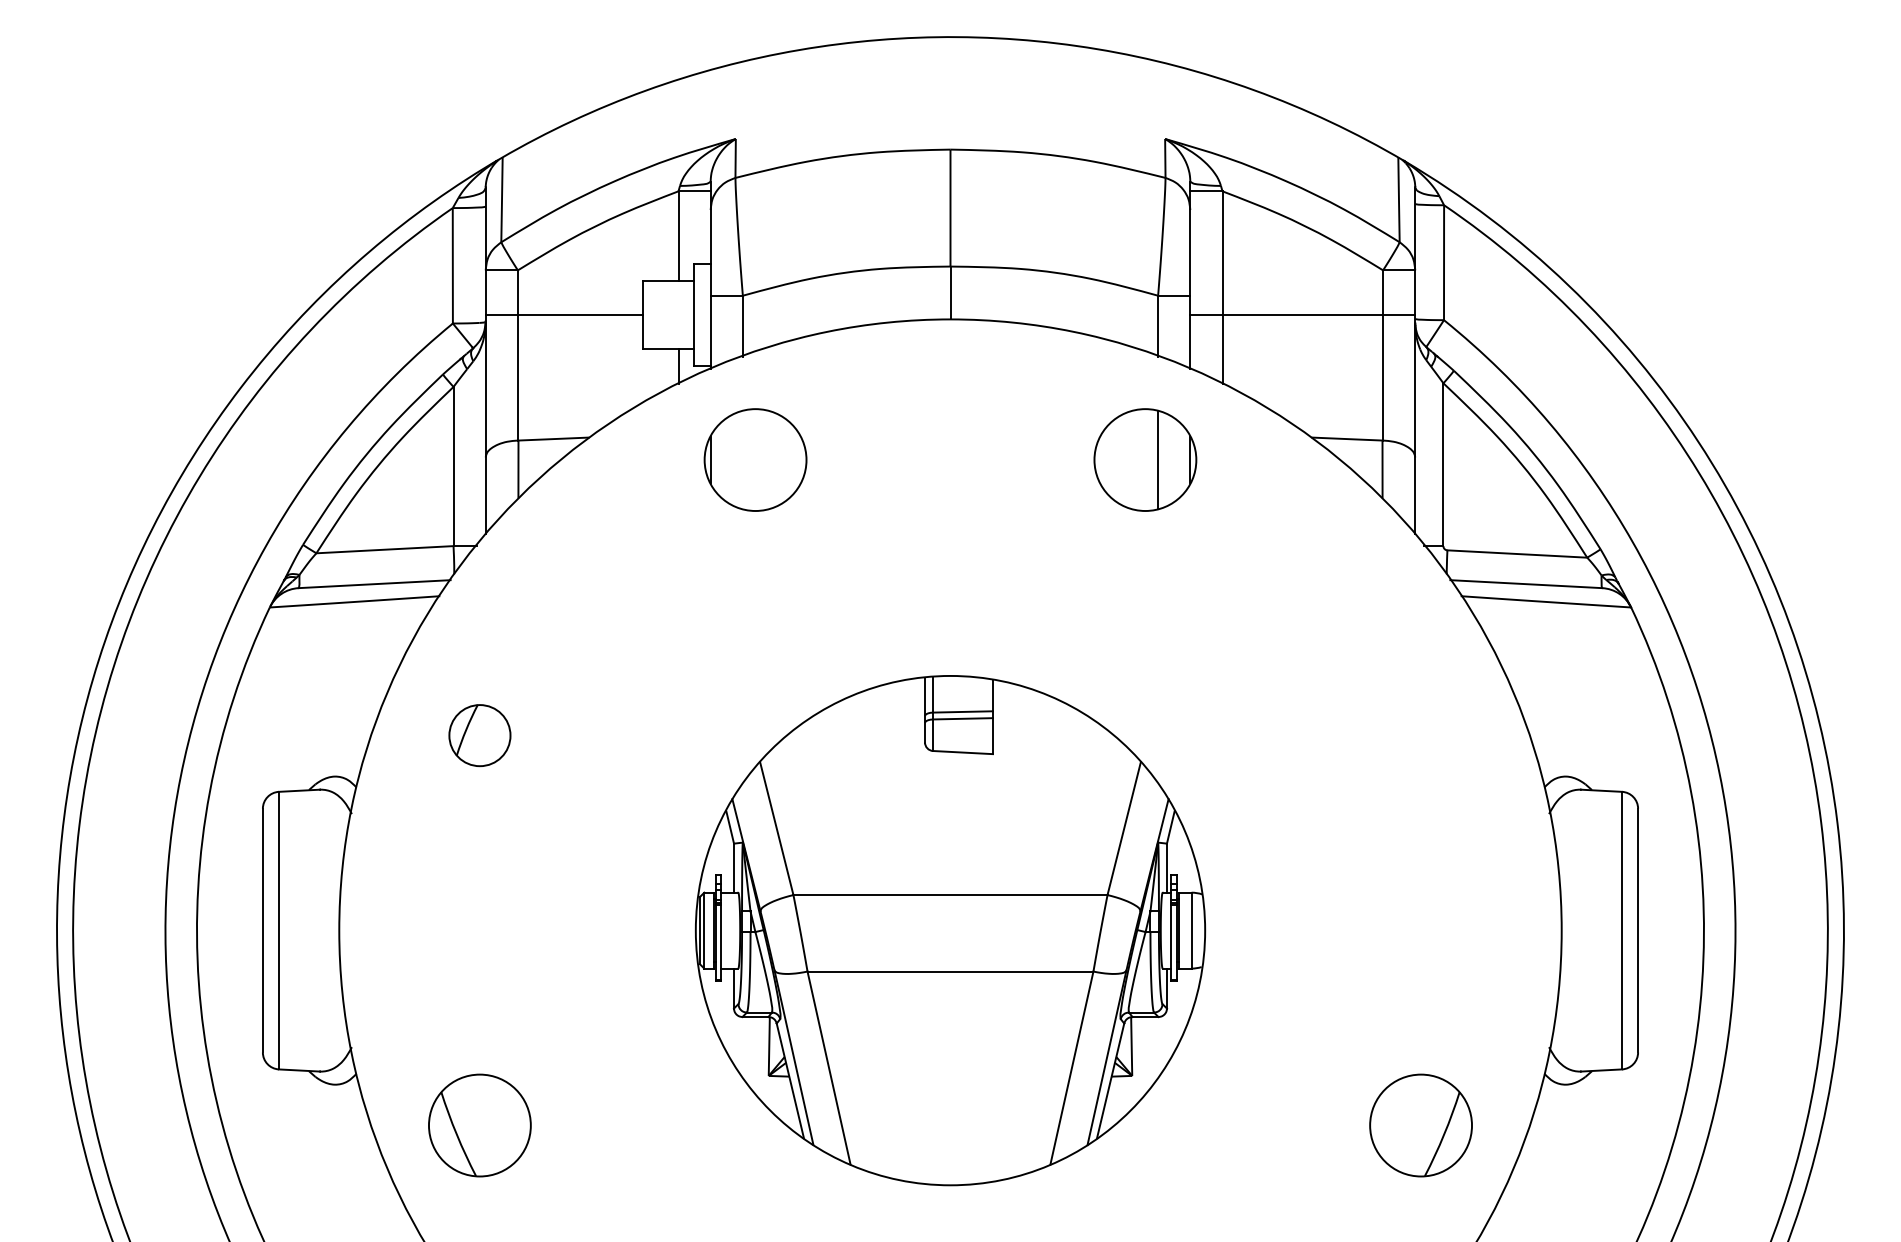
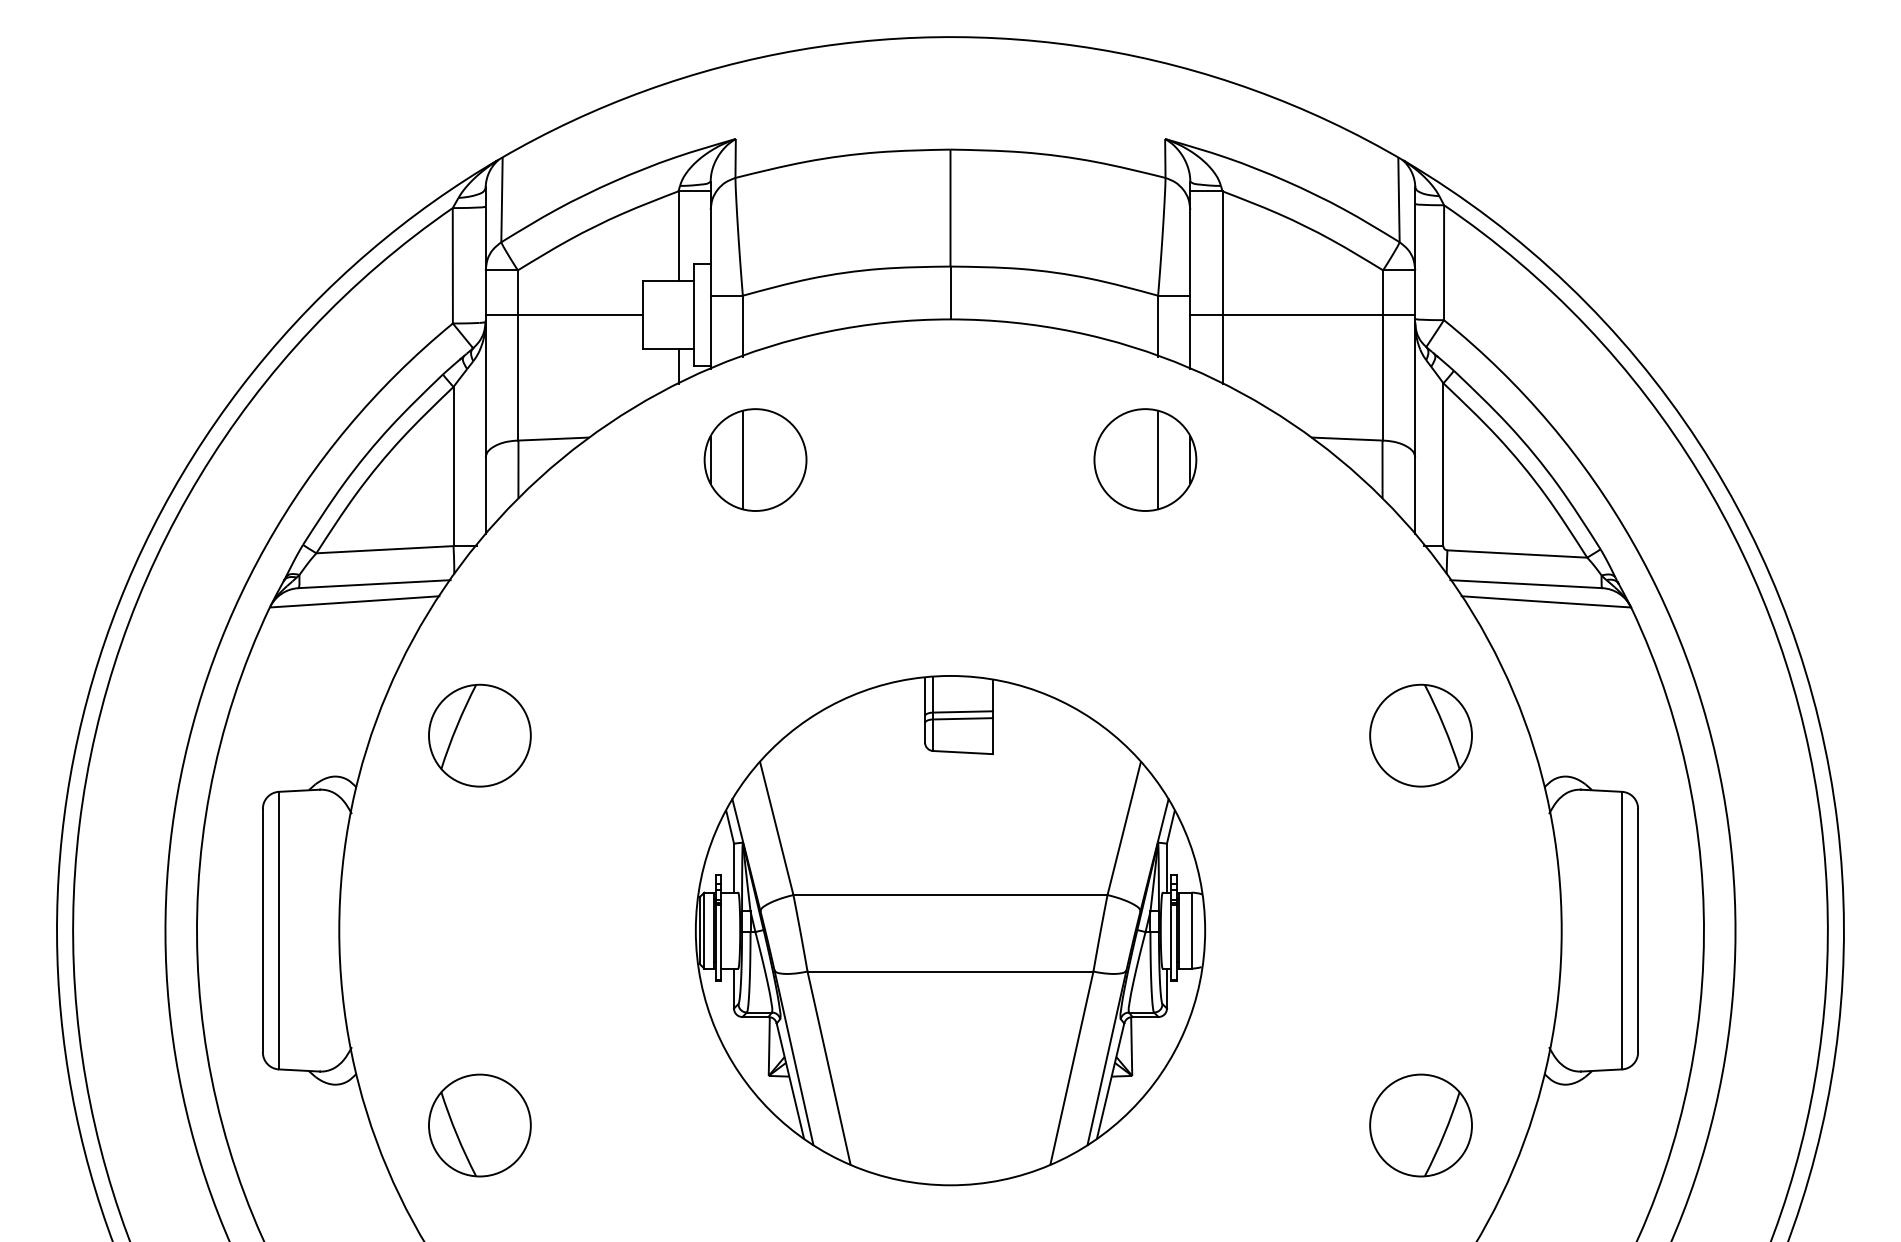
line: none -> present (742, 459)
part size: 64x64 px -> 104x105 px (479, 735)
part: none -> present (1420, 735)
